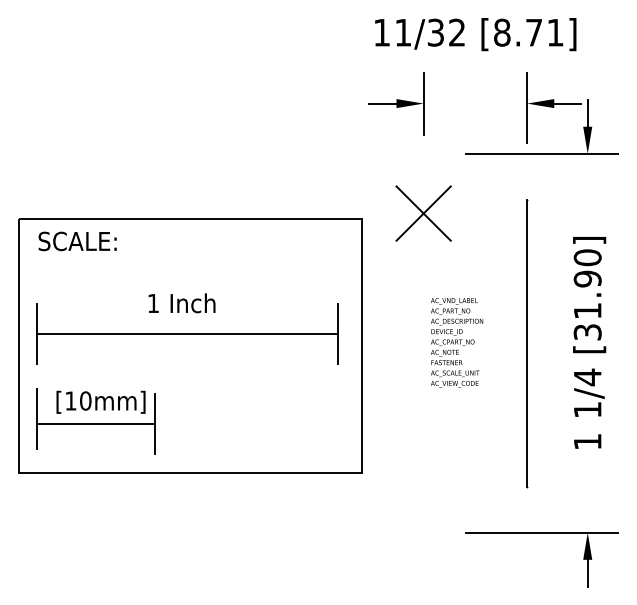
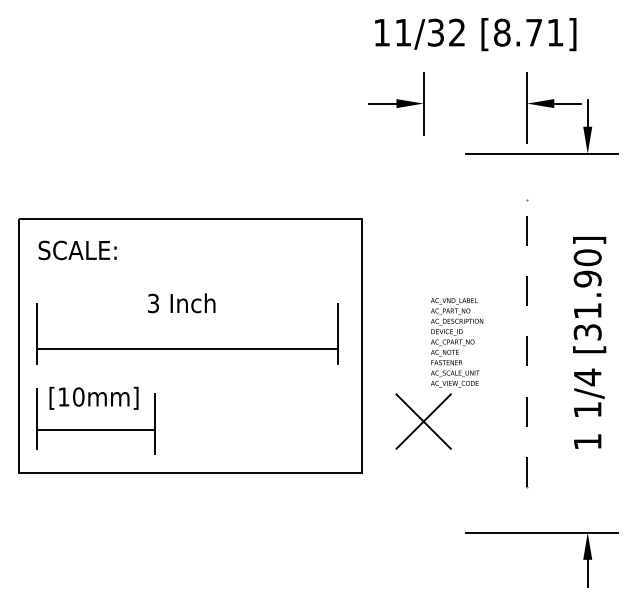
part position: (423, 213) -> (423, 421) (423, 421)
text position: (77, 241) -> (77, 250) (77, 250)
text: 1 -> 3 (153, 303)
line position: (187, 333) -> (187, 348) (187, 348)
line: solid -> dashed (527, 343)
text position: (100, 401) -> (93, 397) (93, 397)
line position: (95, 424) -> (95, 430) (95, 430)
